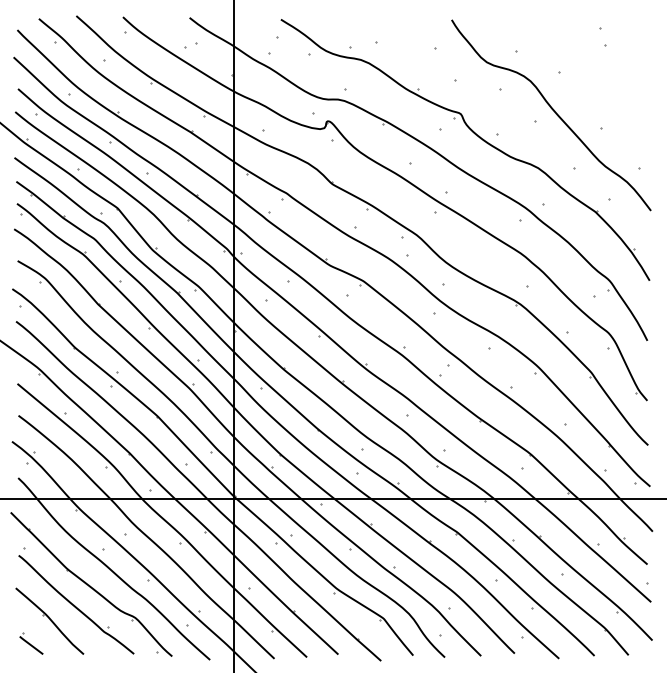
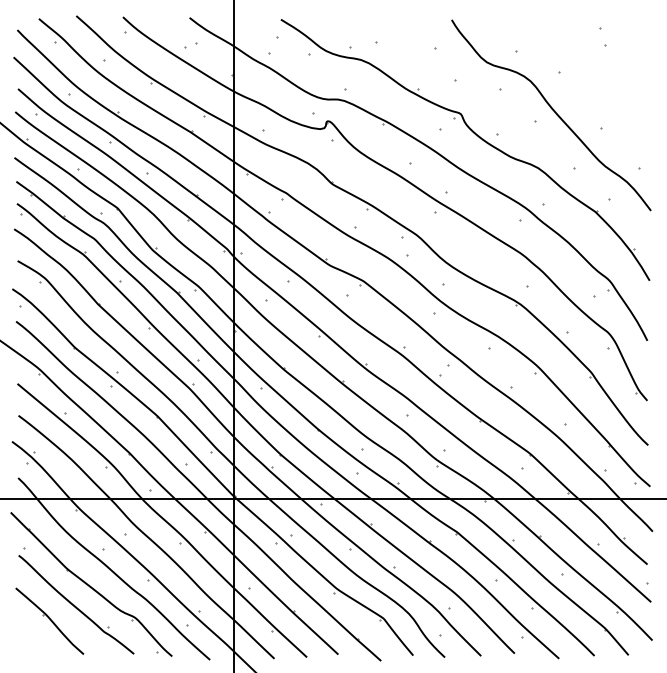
part: present -> none (31, 643)
